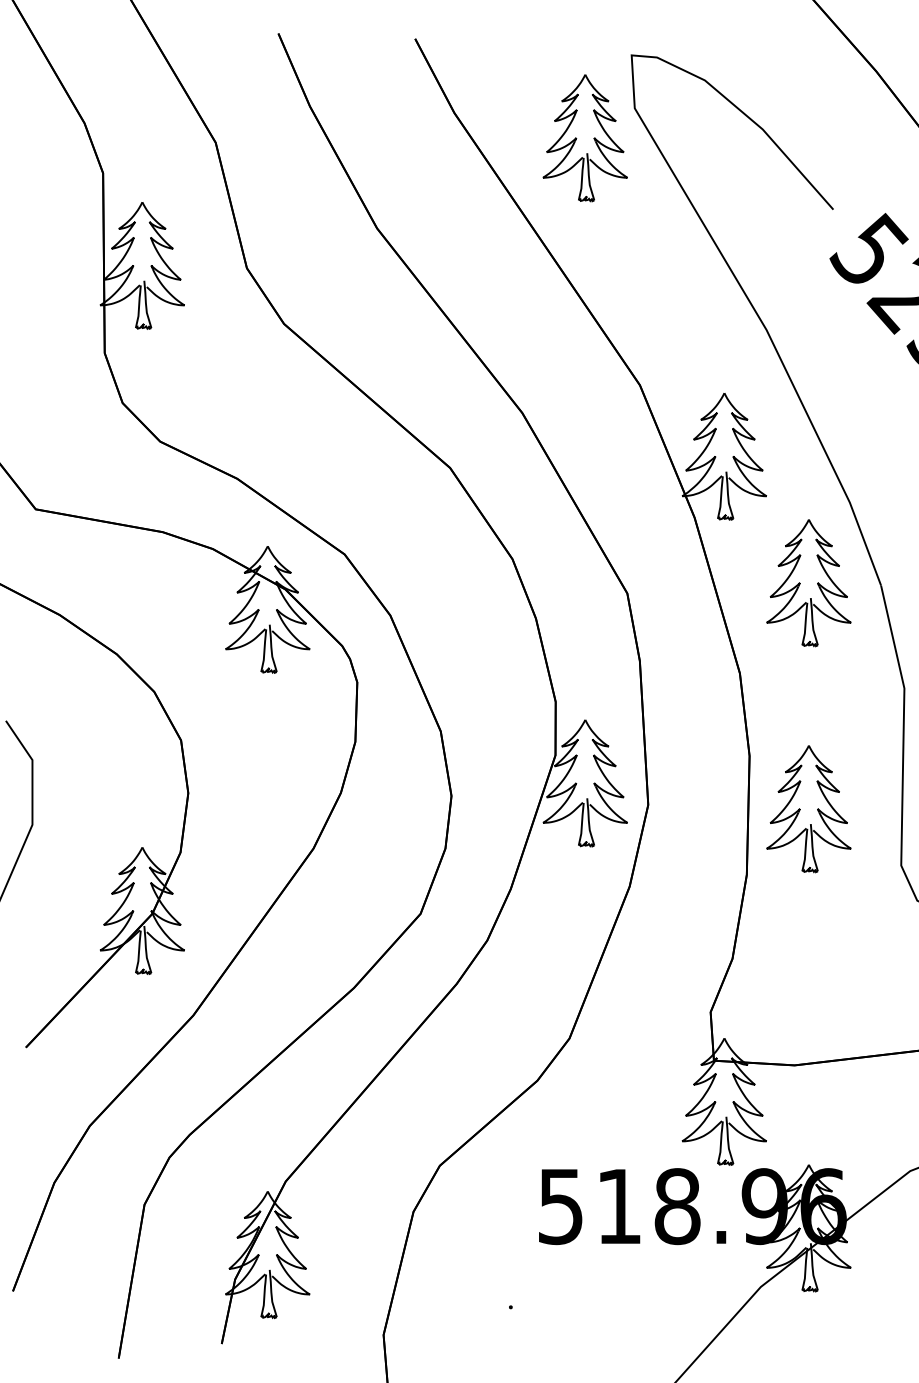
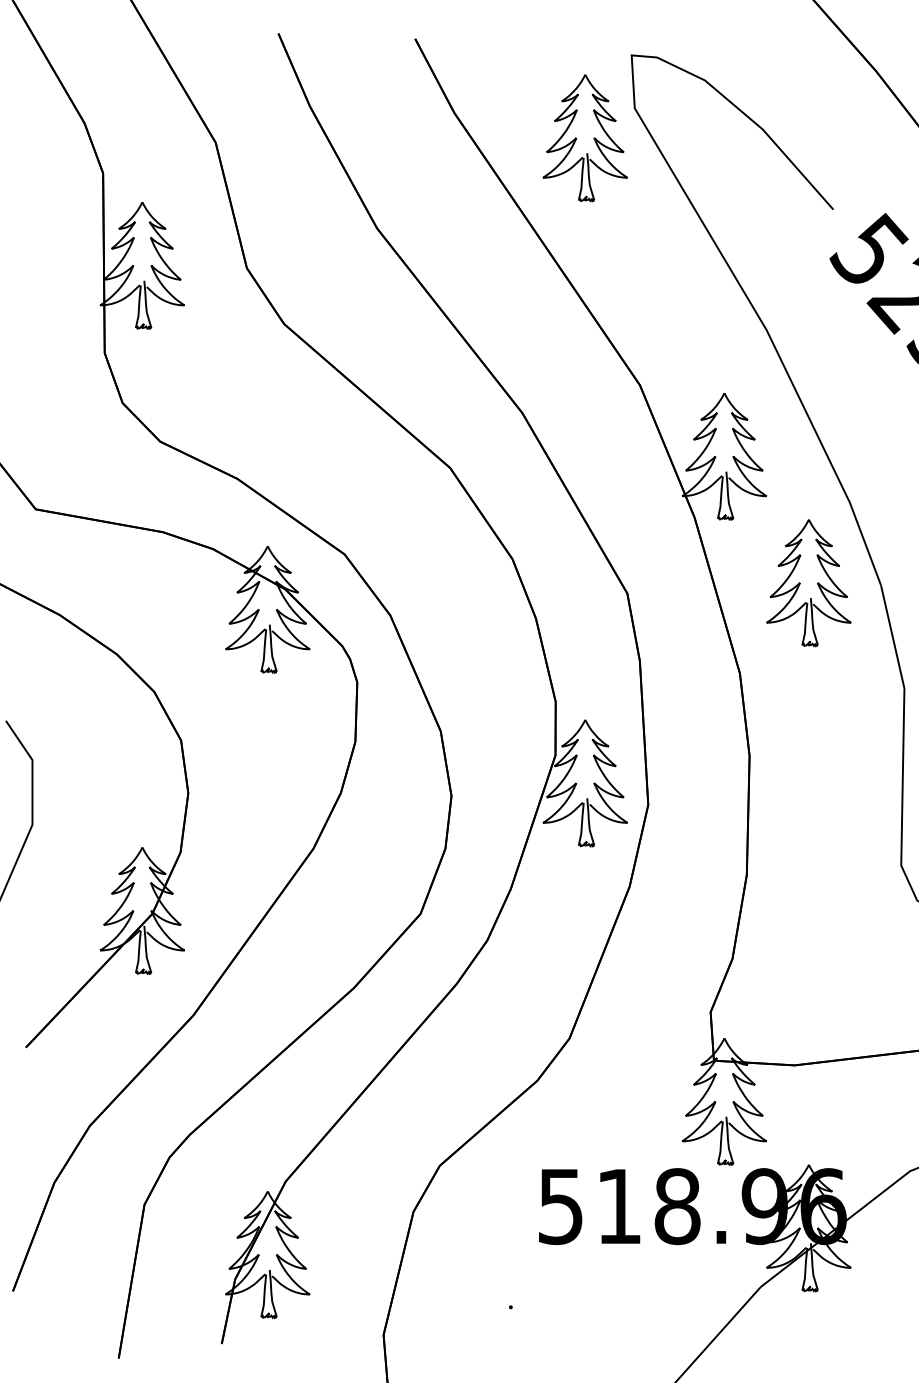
part: present -> none (808, 809)
